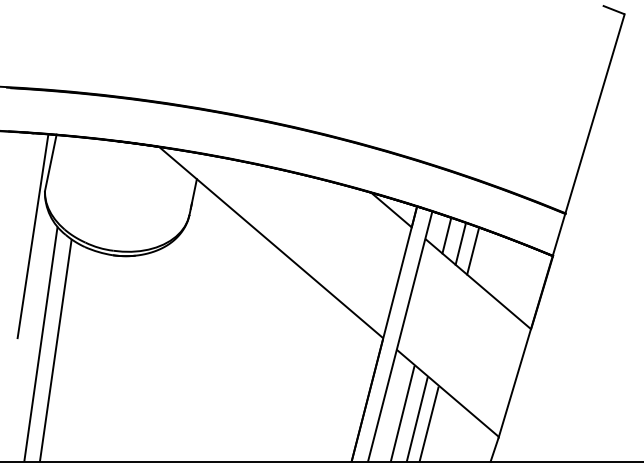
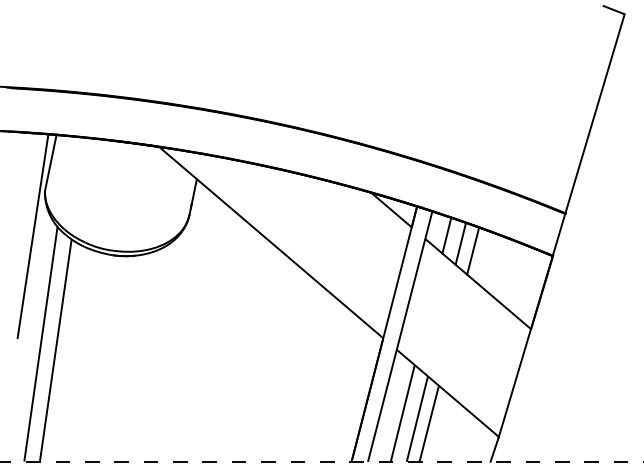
line: solid -> dashed (320, 461)
